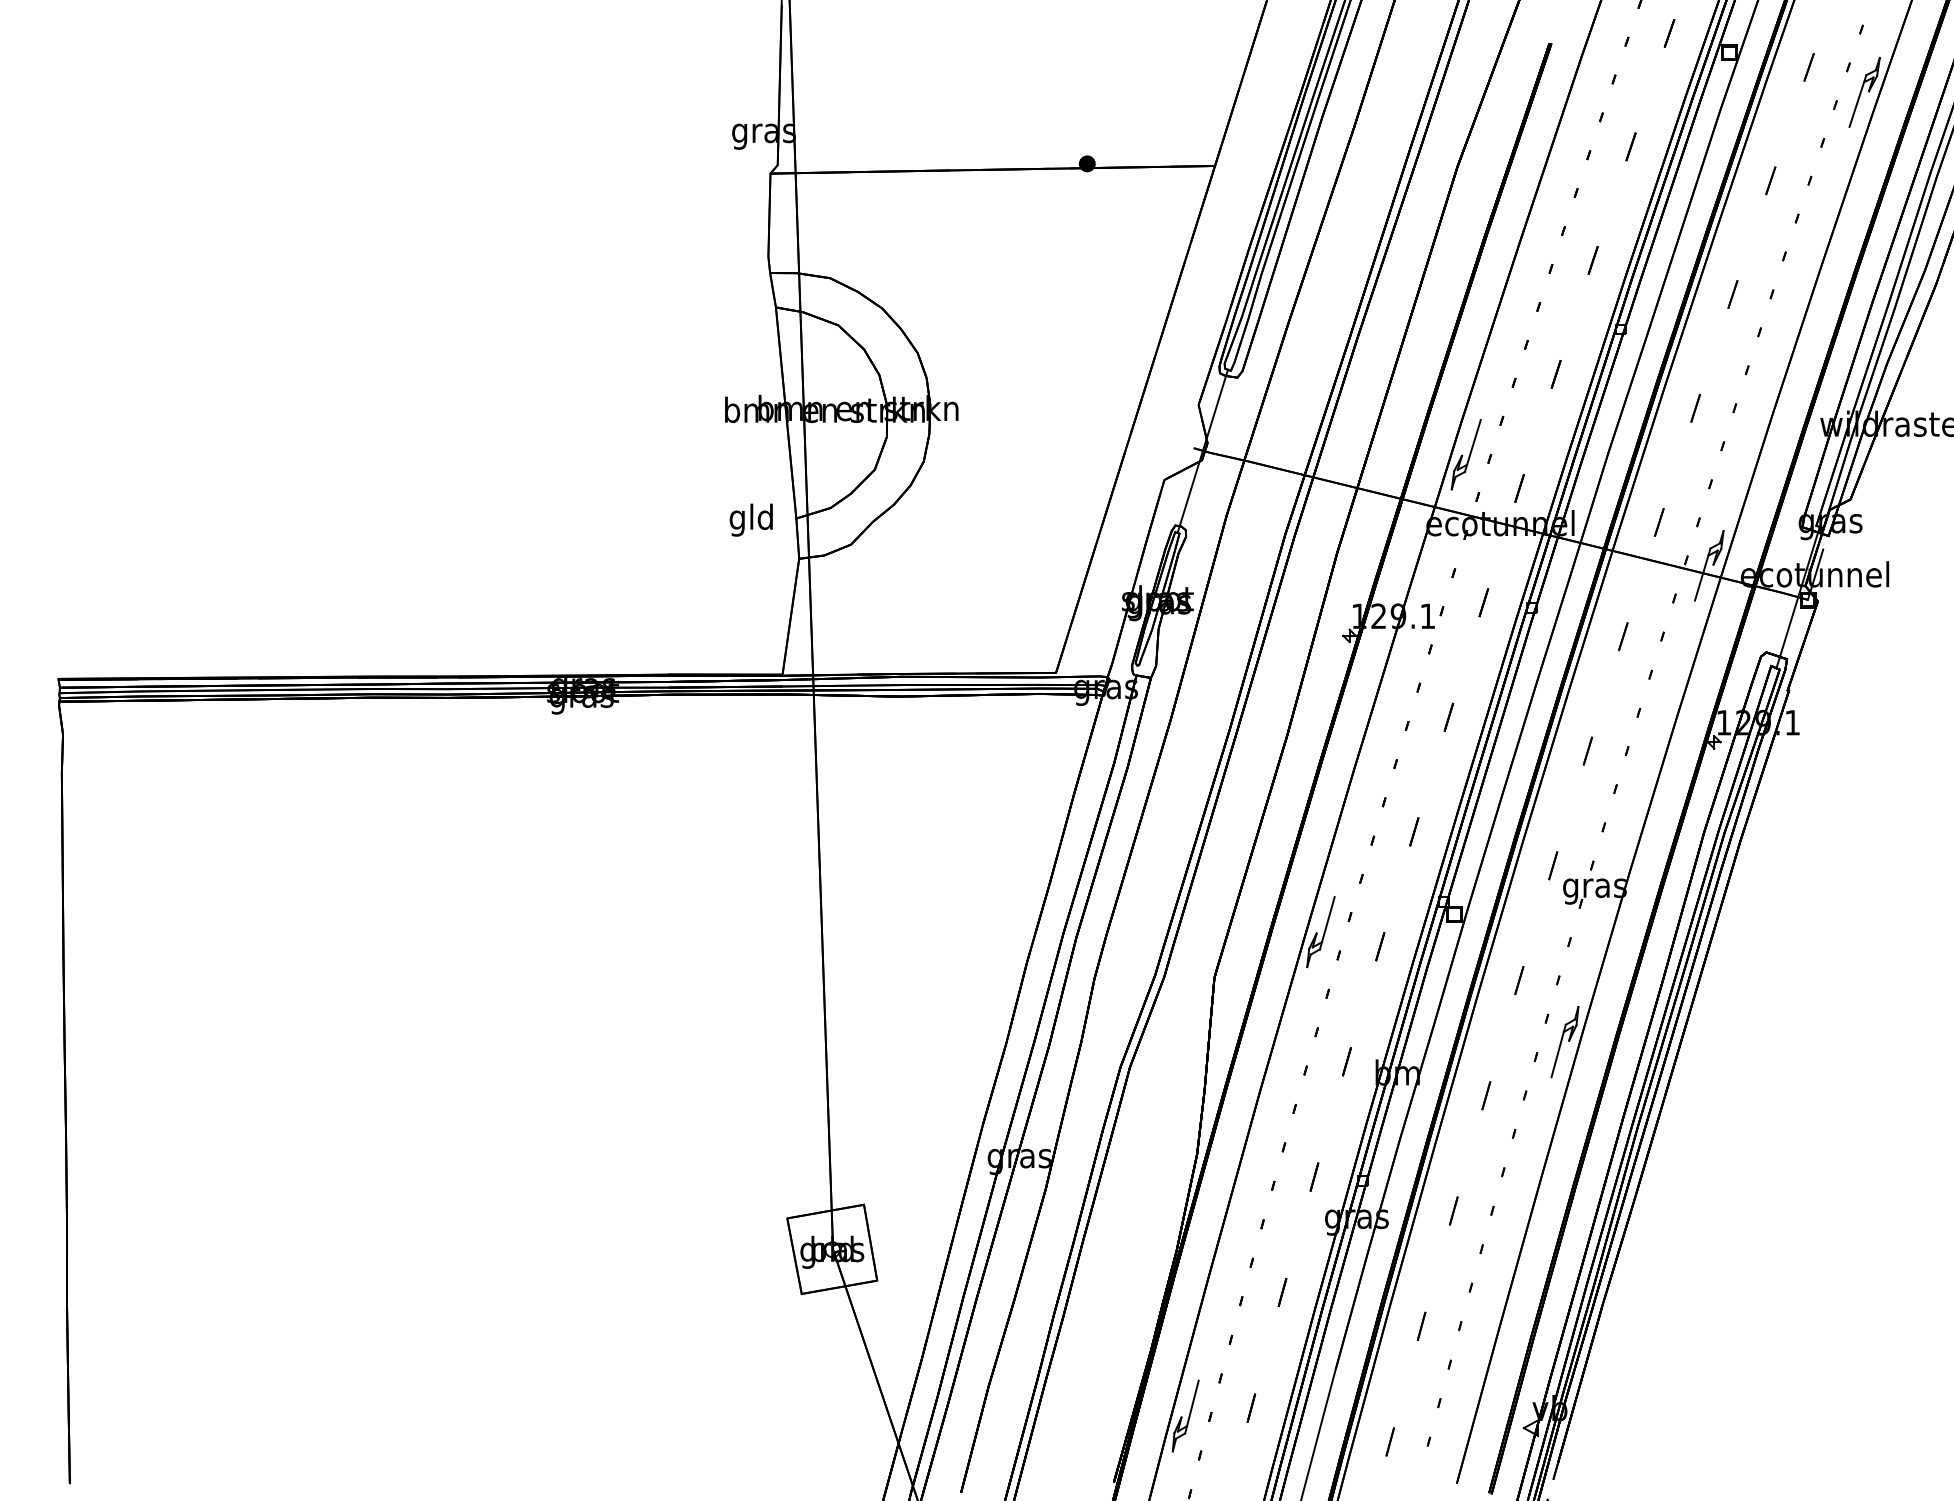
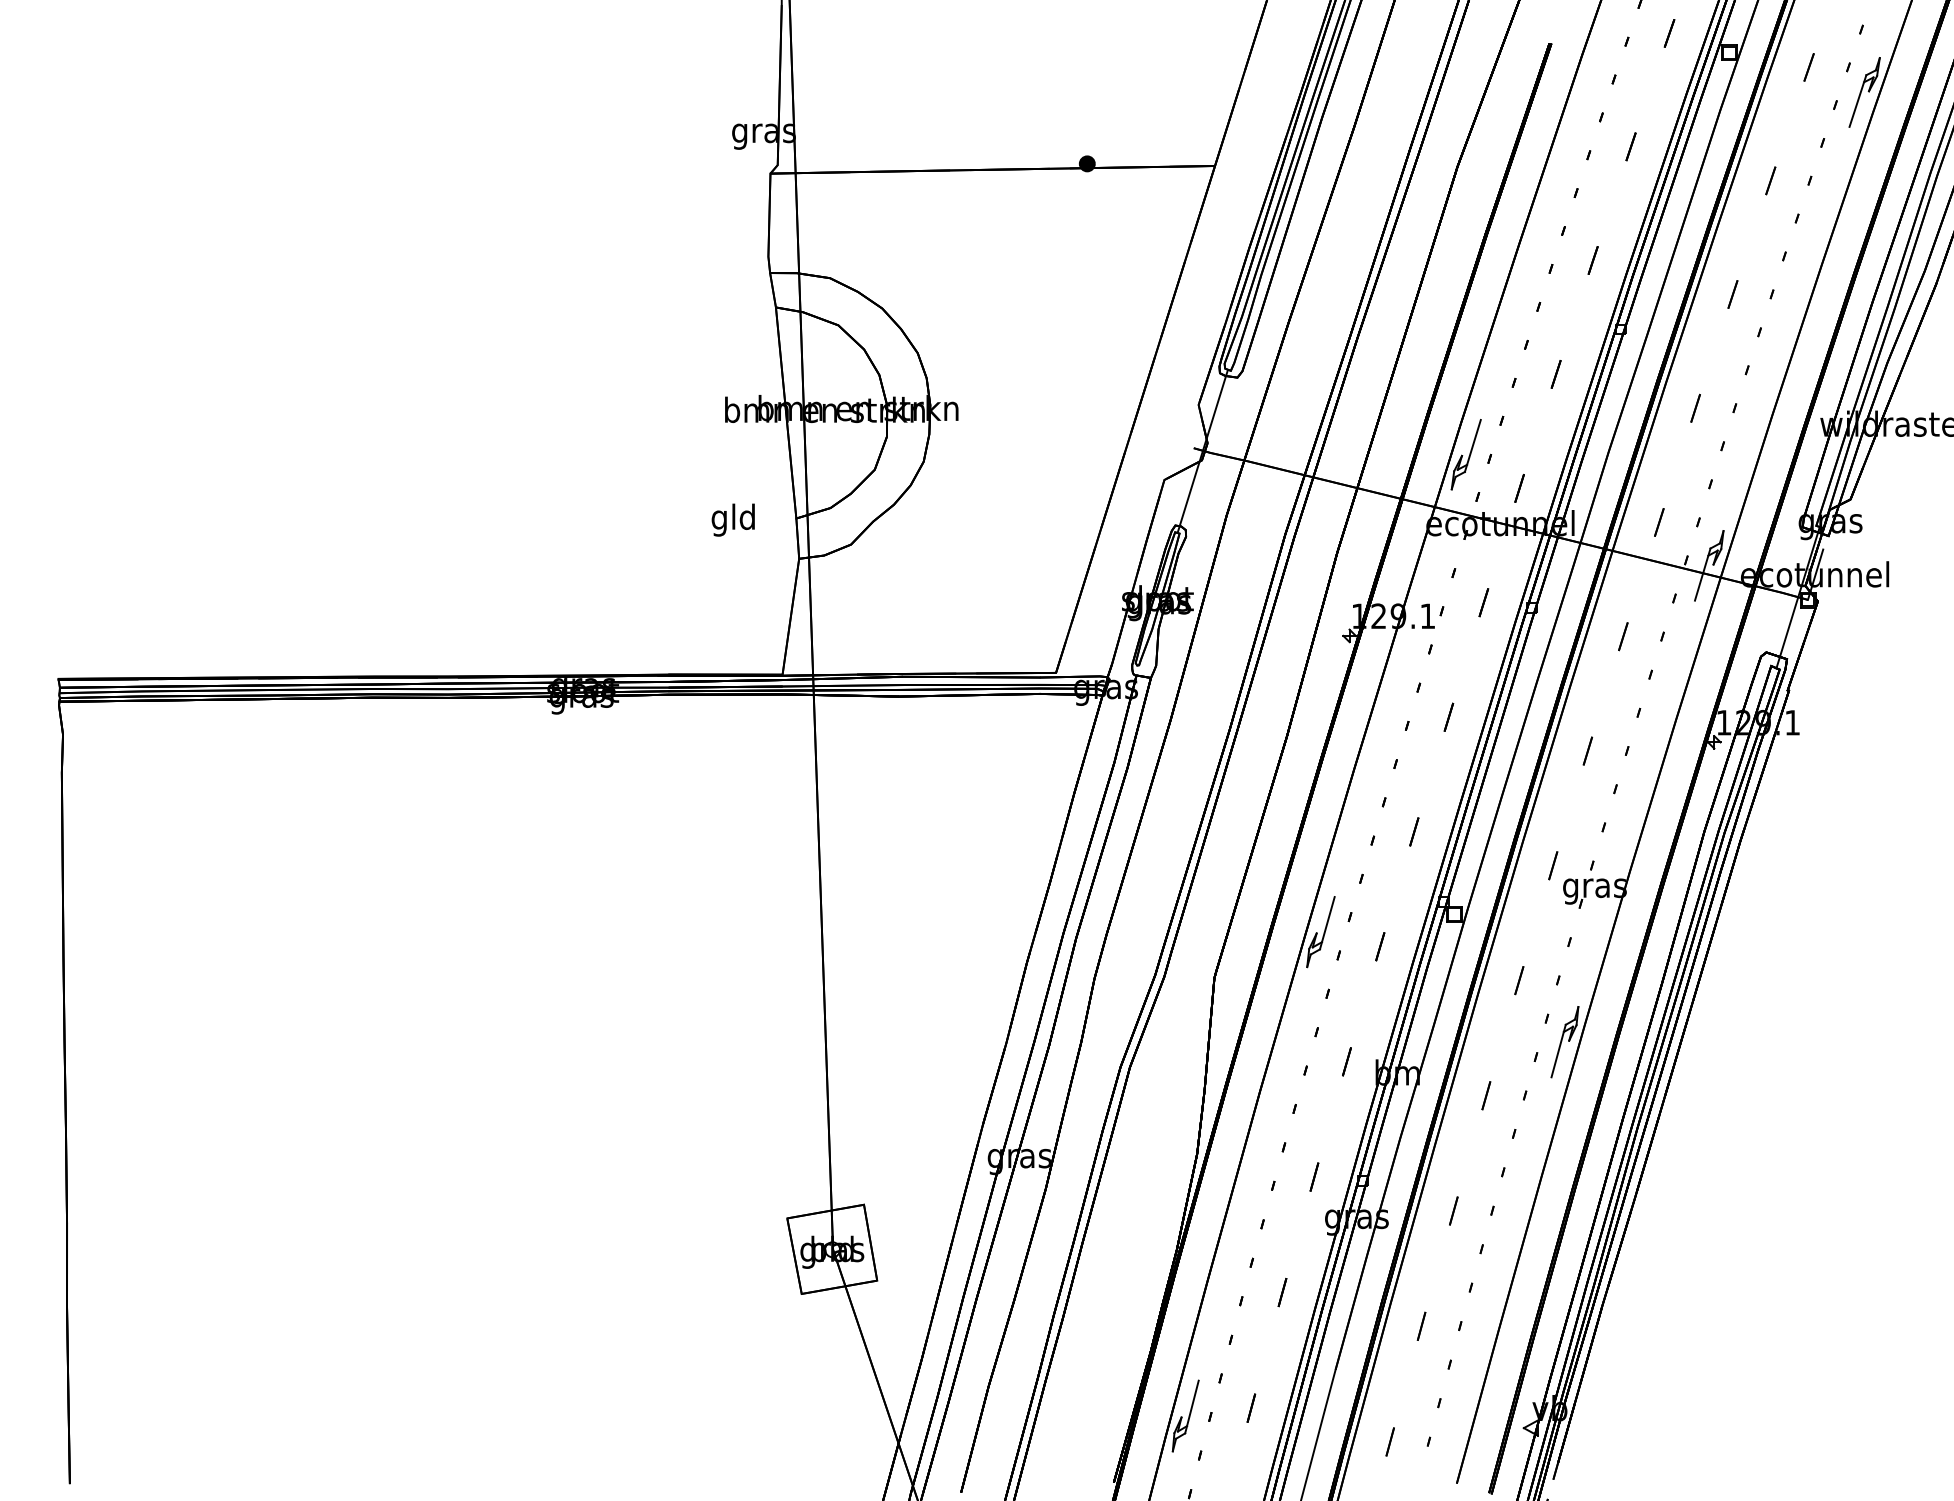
text position: (750, 519) -> (732, 519) (732, 519)
